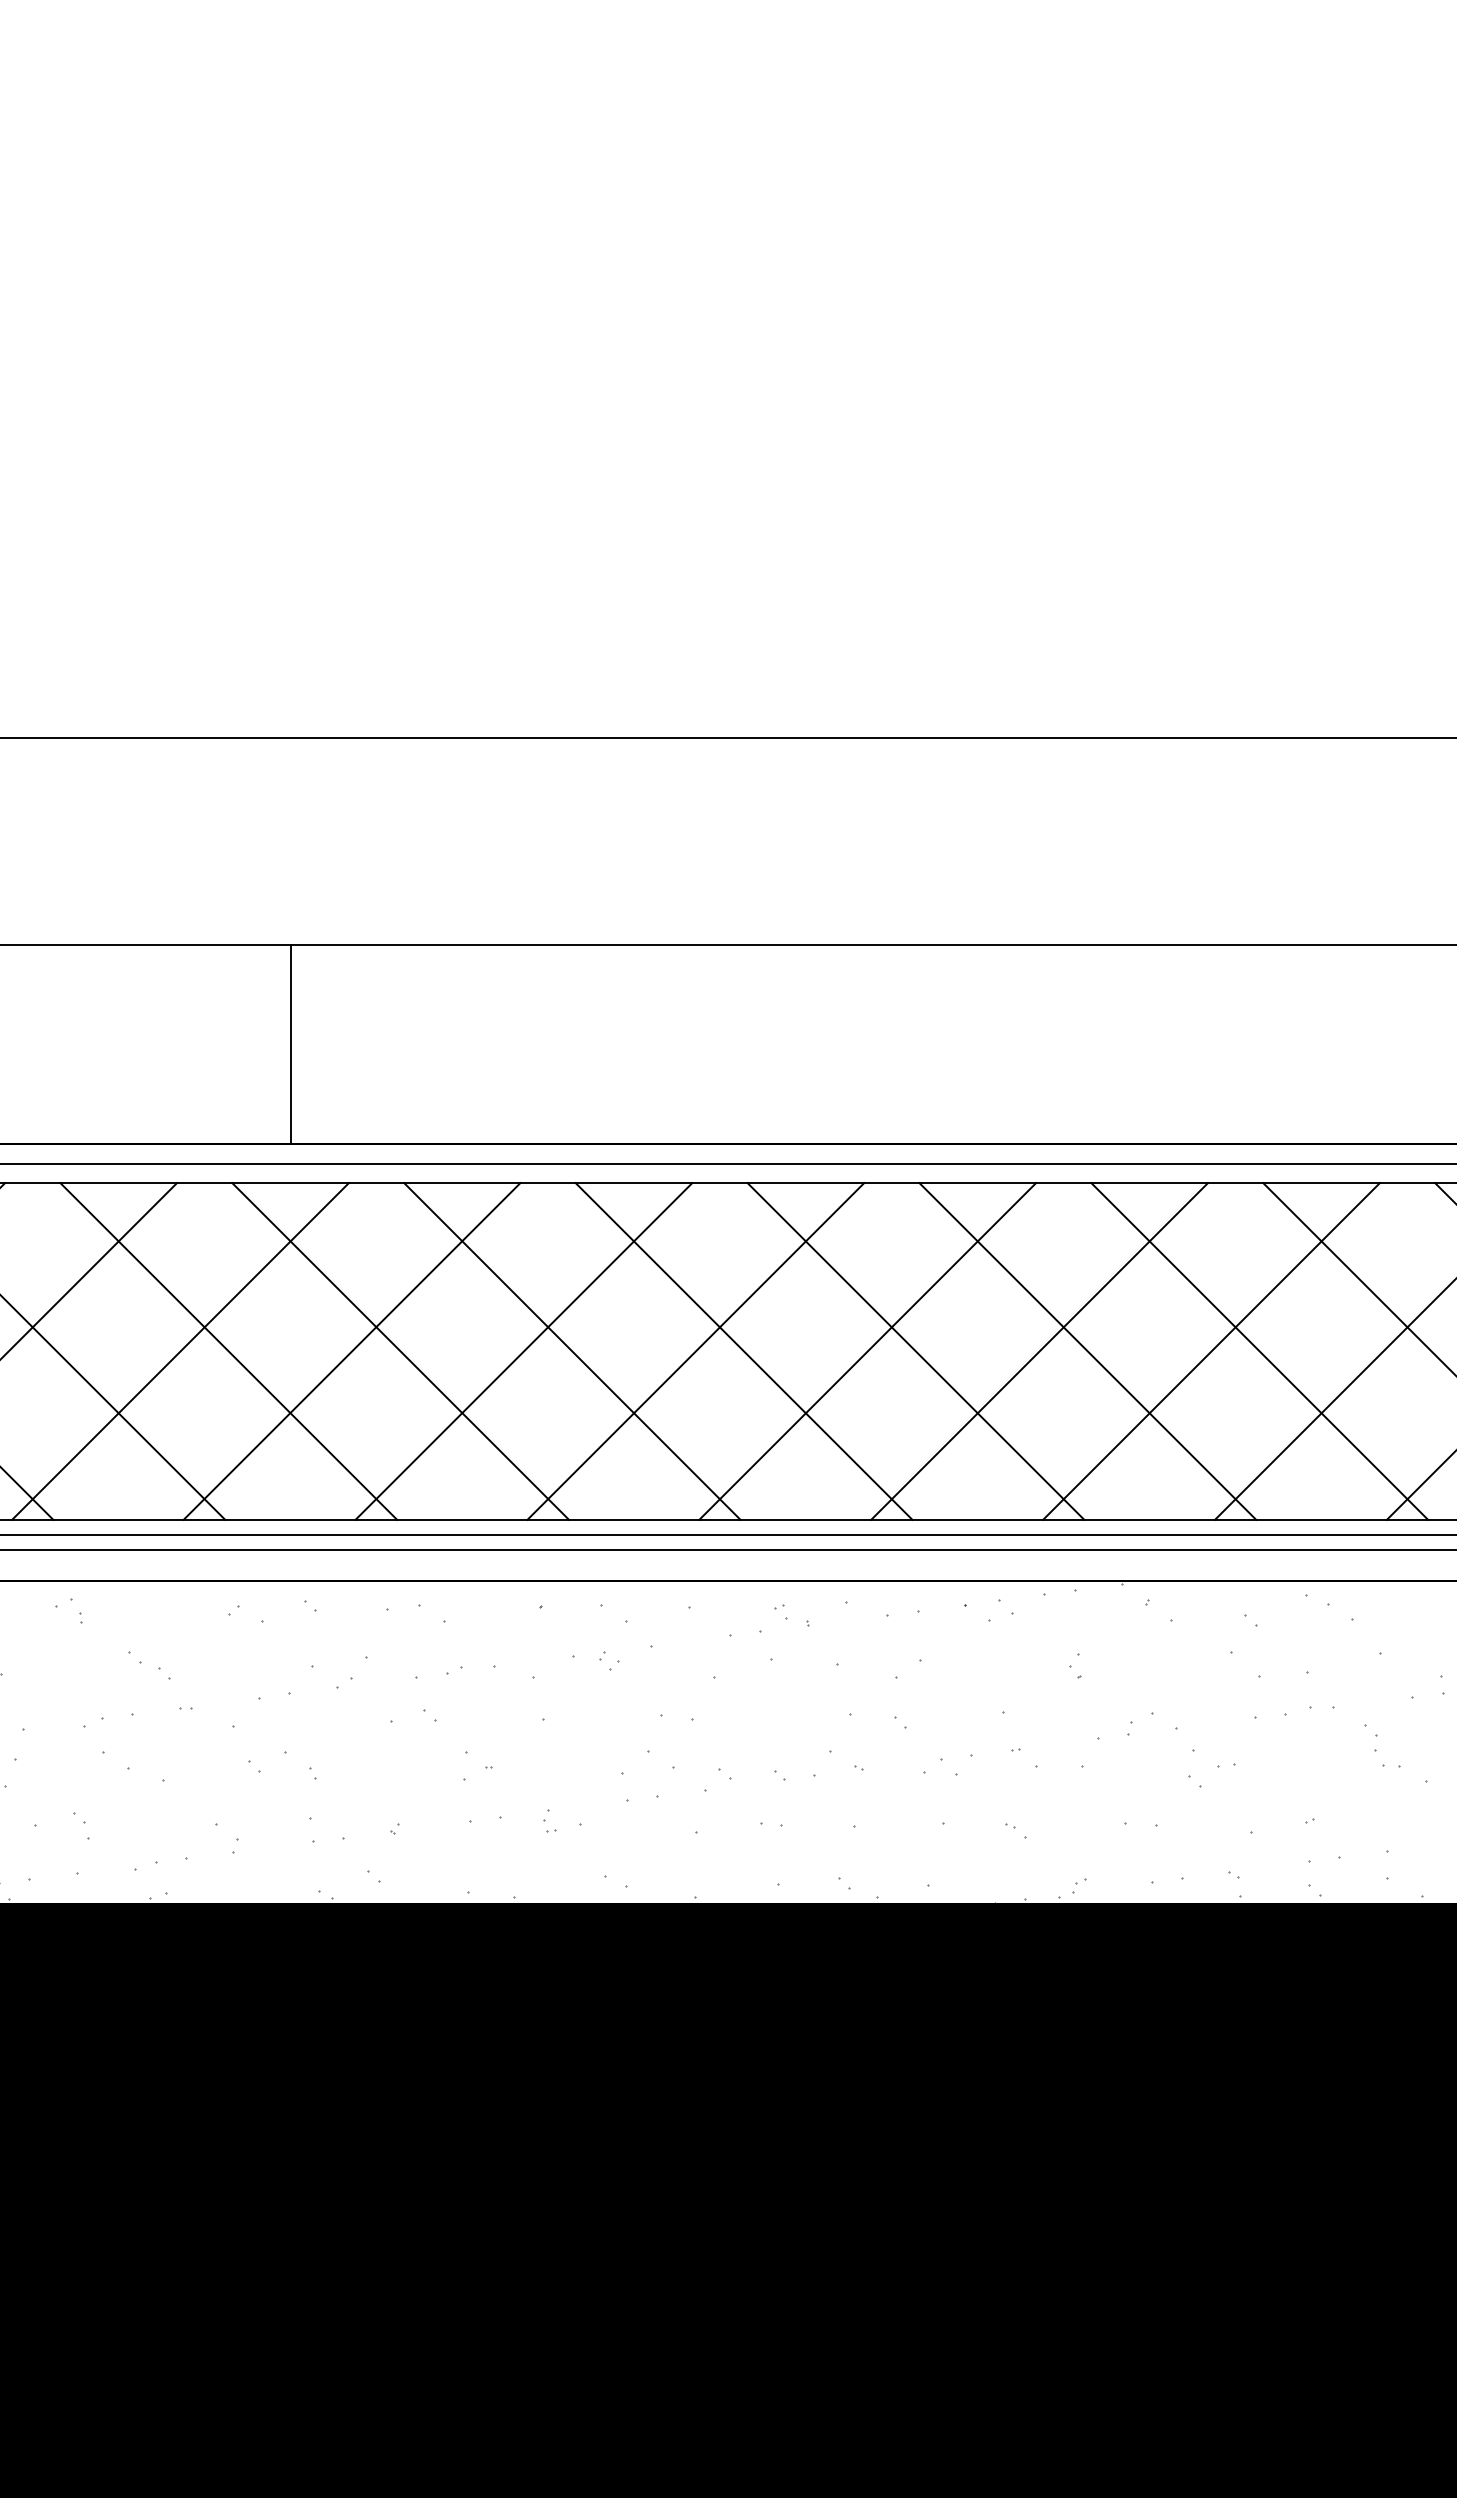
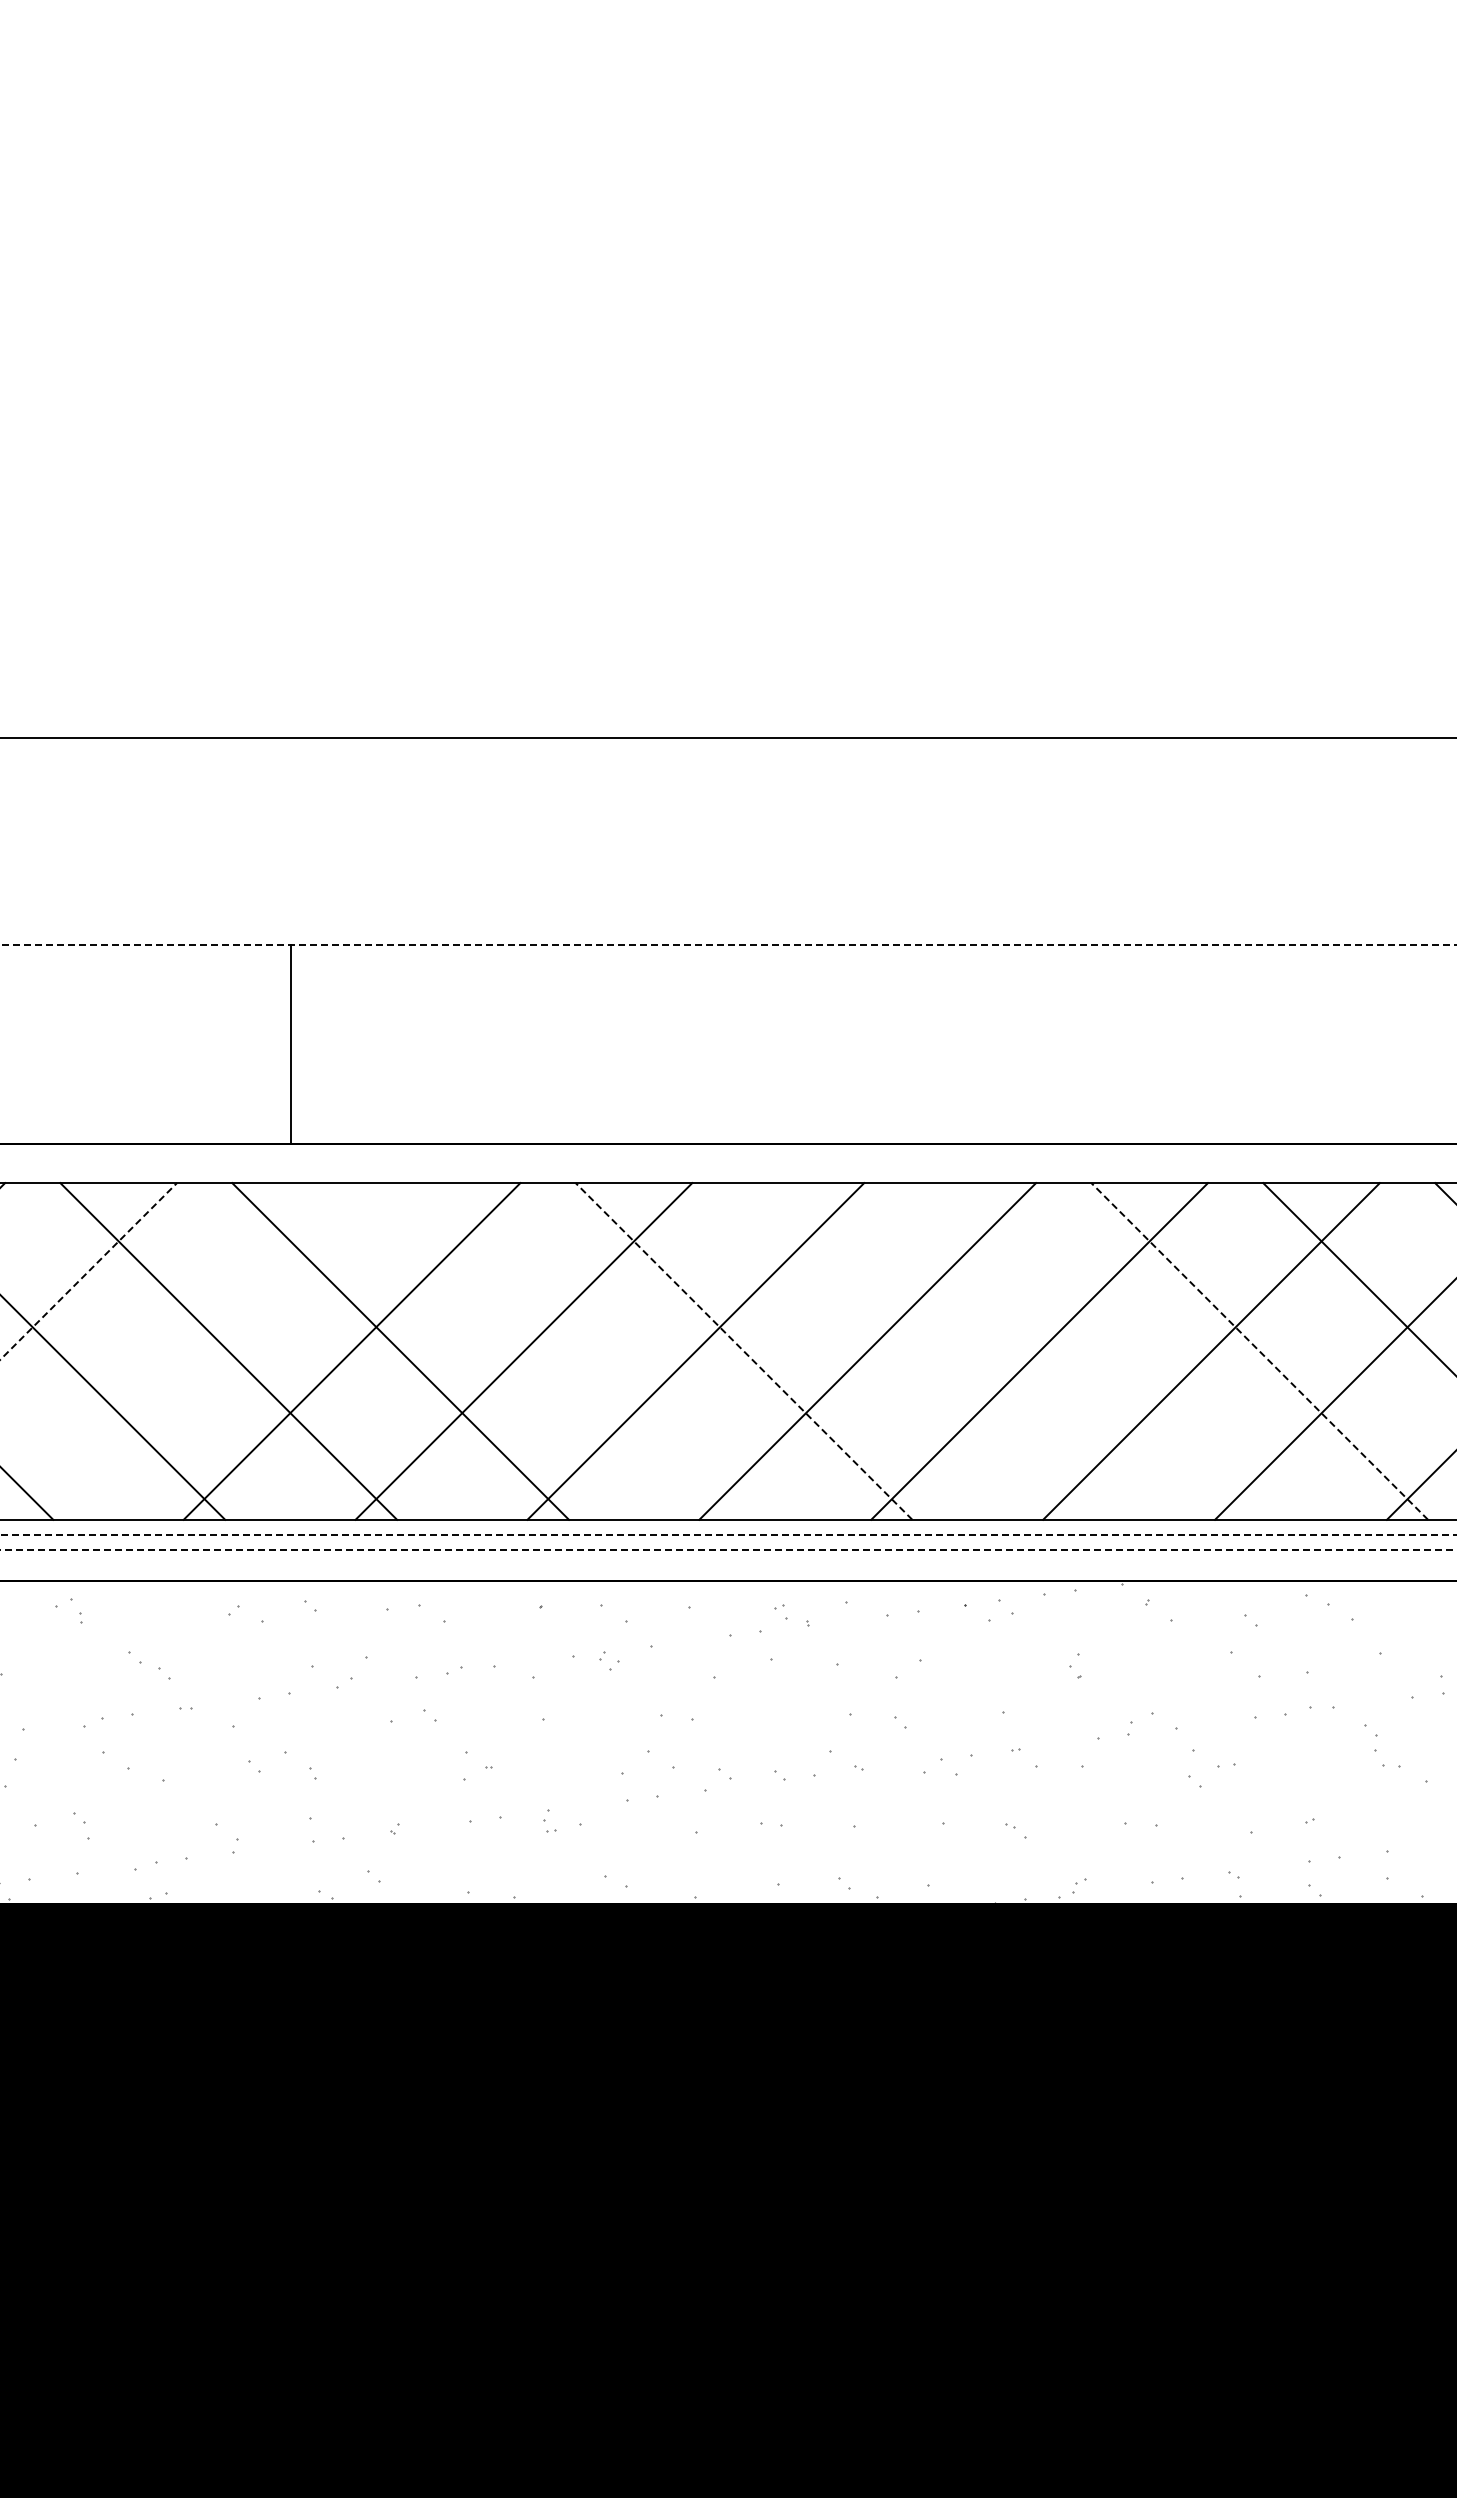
line: solid -> dashed (728, 945)
line: present -> none (727, 1163)
line: solid -> dashed (88, 1271)
line: present -> none (180, 1351)
line: present -> none (572, 1351)
line: solid -> dashed (743, 1351)
line: present -> none (915, 1351)
line: present -> none (1087, 1351)
line: solid -> dashed (1259, 1351)
line: solid -> dashed (728, 1535)
line: solid -> dashed (728, 1550)
